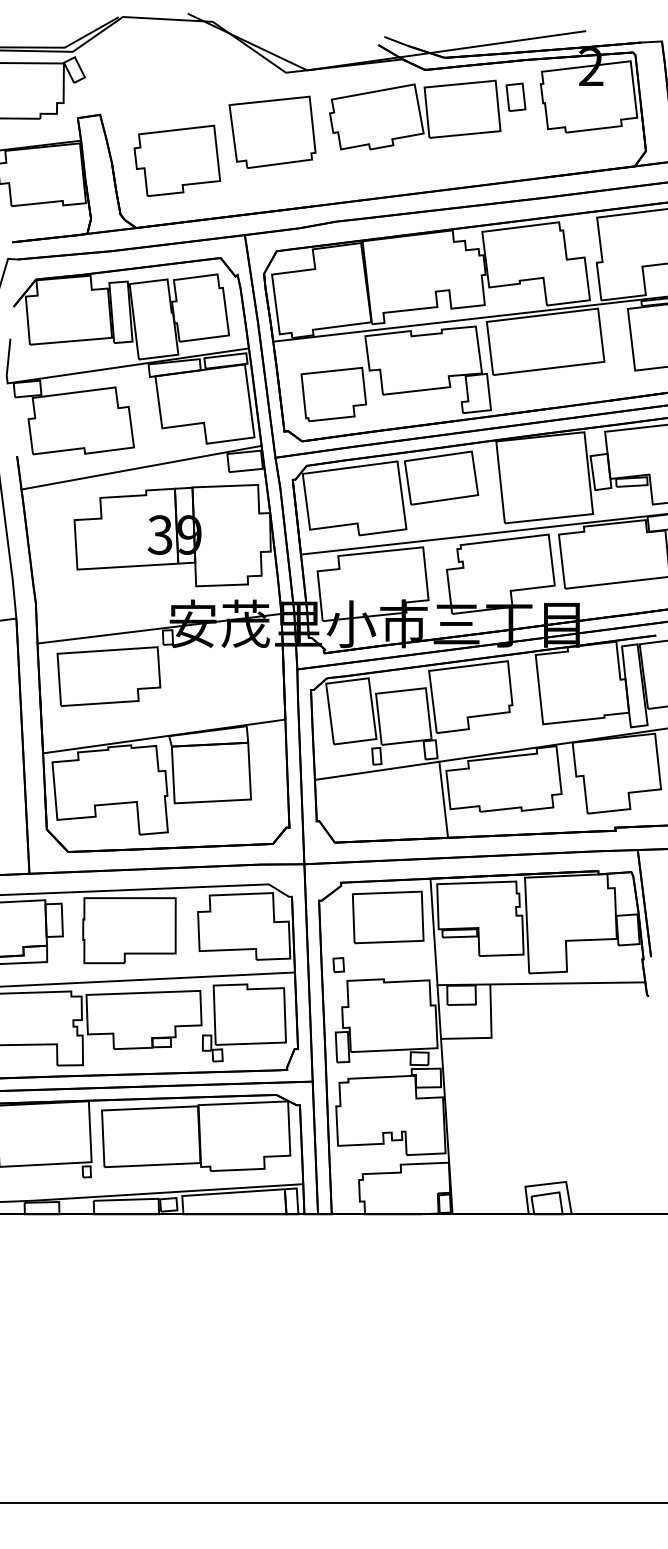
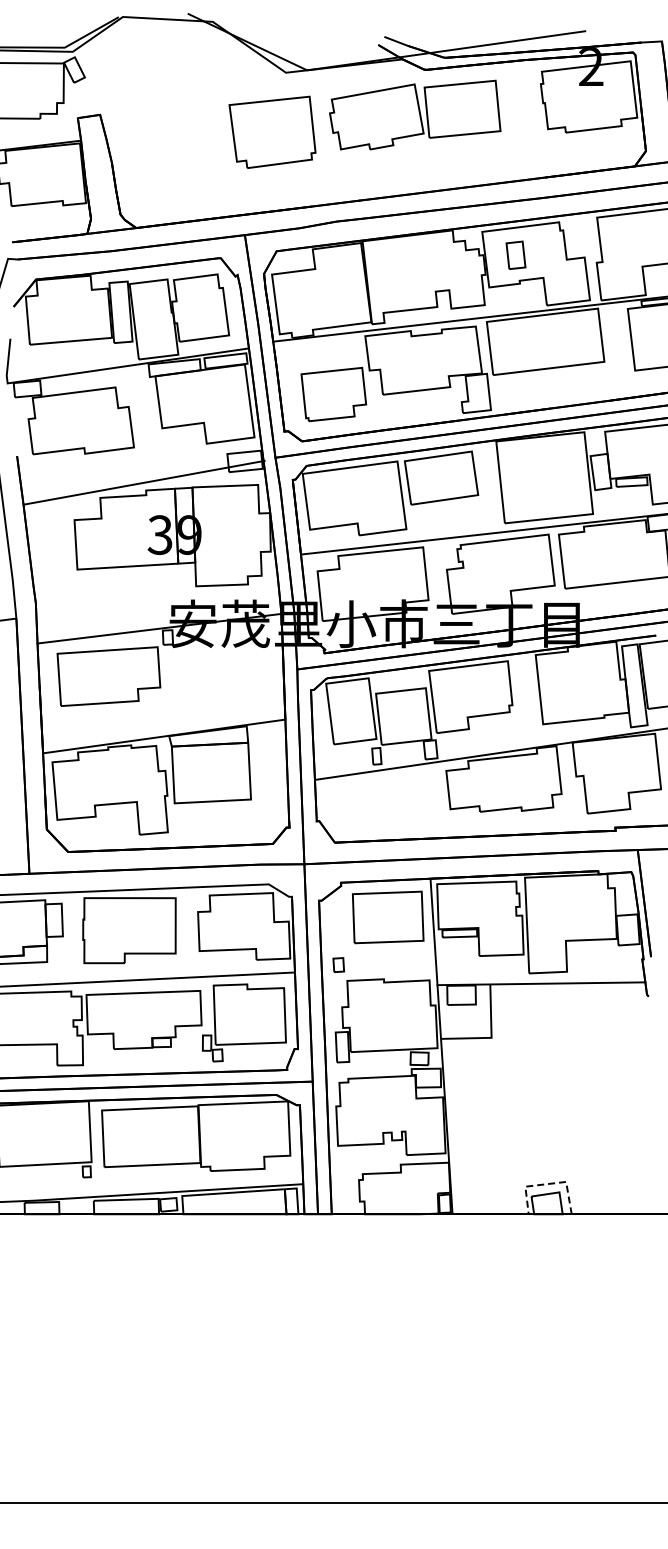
part position: (515, 96) -> (515, 254) (515, 254)
part: present -> none (177, 160)
line position: (141, 467) -> (144, 482) (144, 482)
line: present -> none (443, 799)
line: solid -> dashed (547, 1184)
